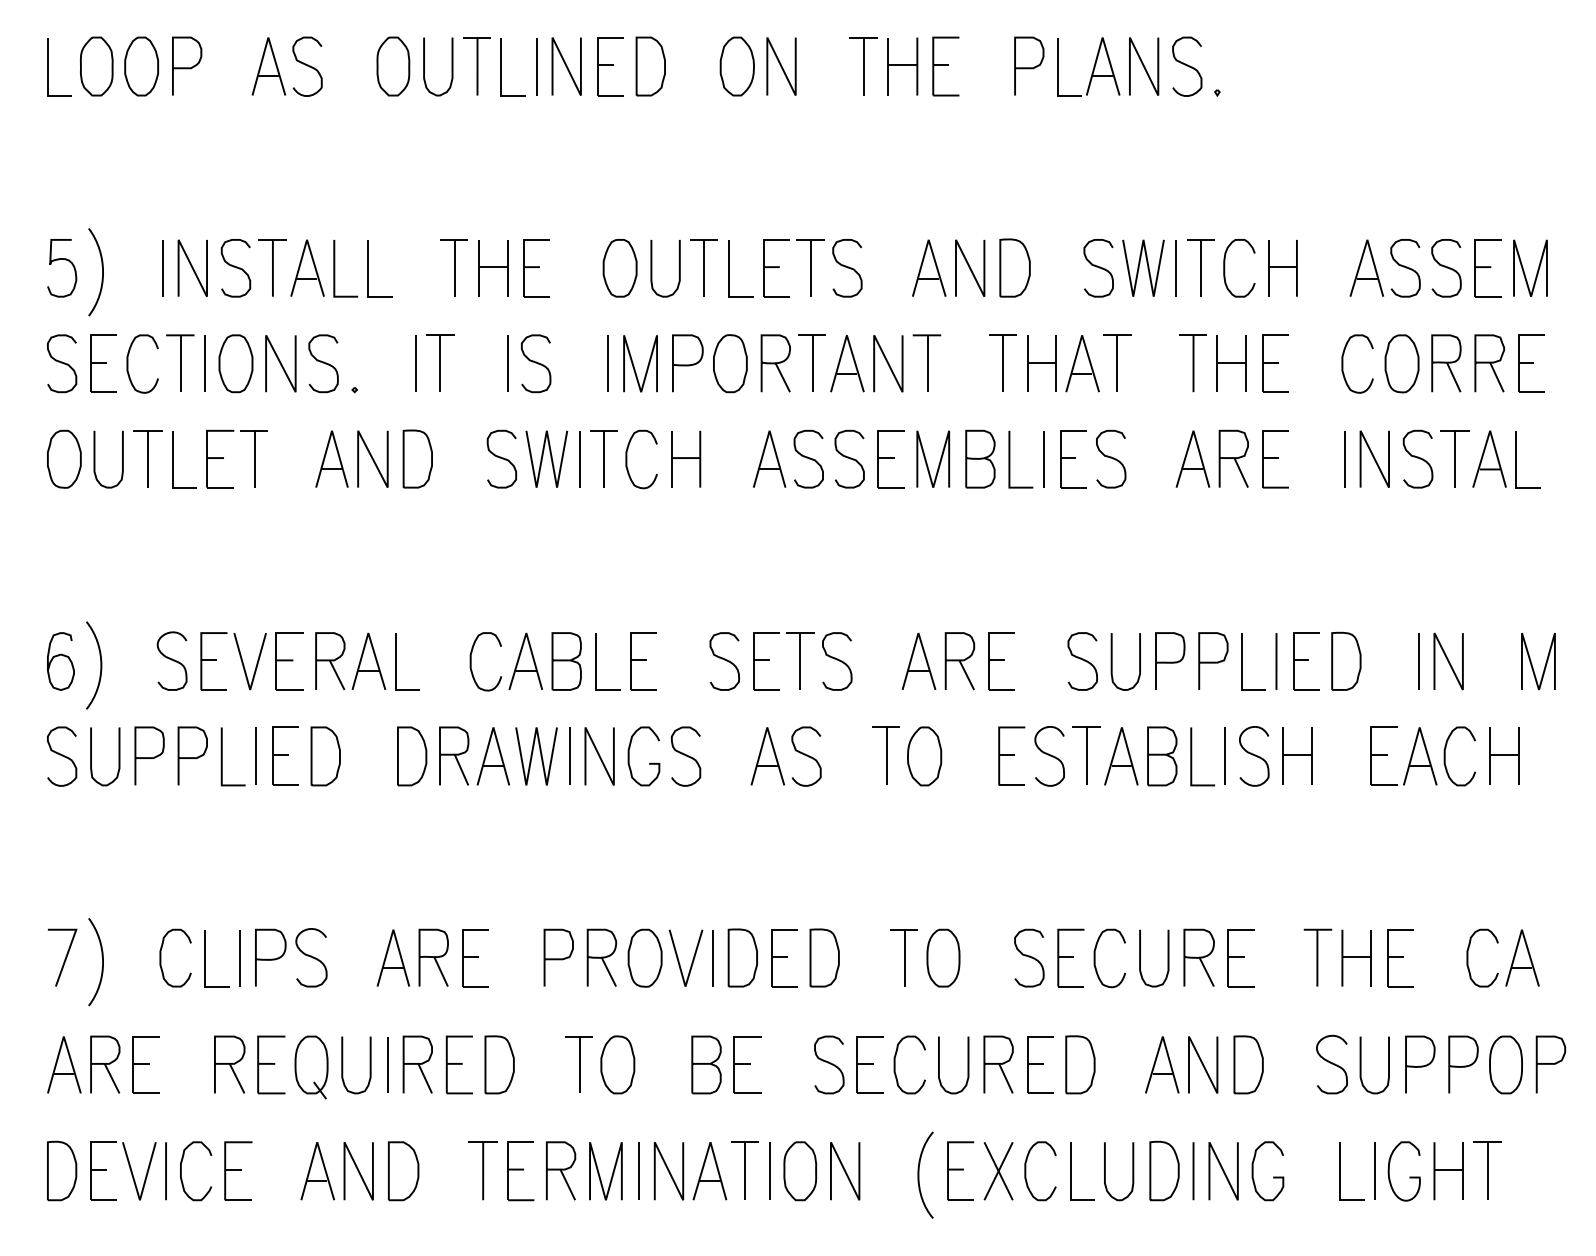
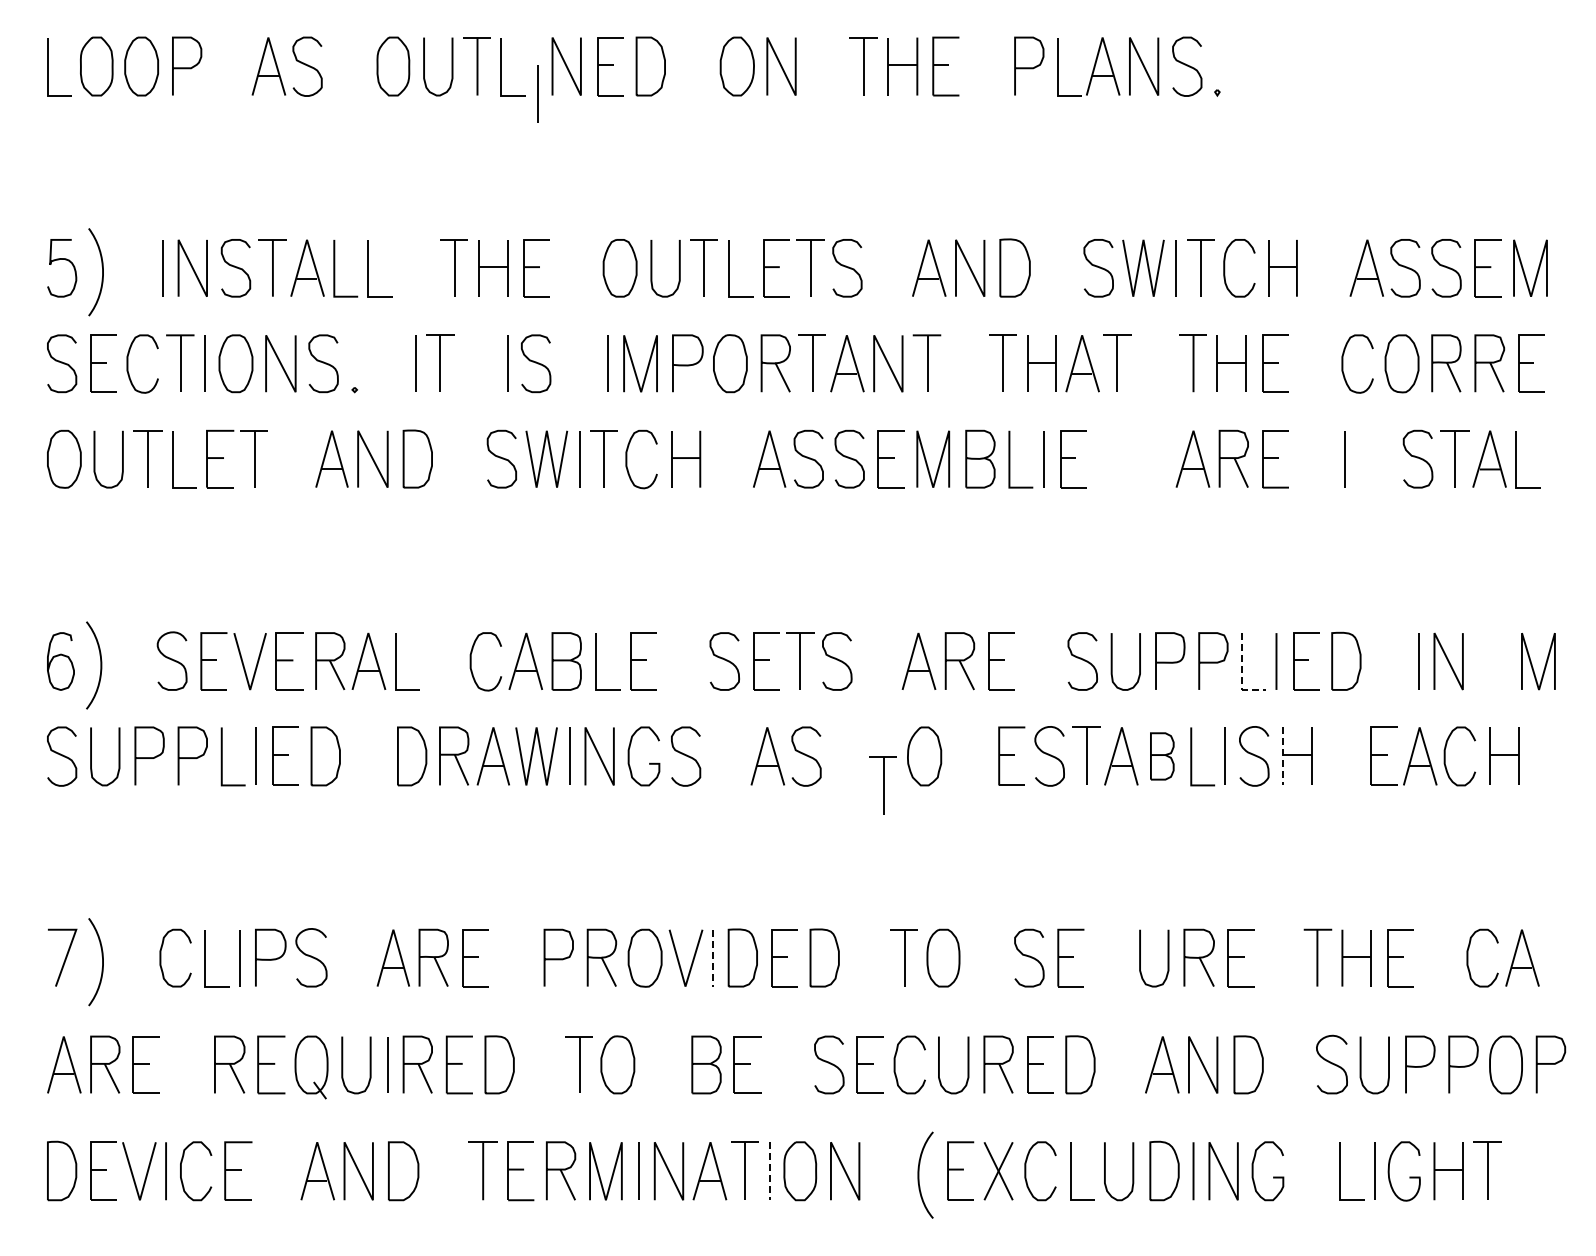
line position: (536, 66) -> (537, 93) (537, 93)
curve: present -> none (1111, 458)
line: present -> none (1374, 458)
line: solid -> dashed (1242, 673)
part position: (885, 755) -> (882, 785) (882, 785)
part size: 31x61 px -> 25x49 px (1162, 756)
line: solid -> dashed (1283, 756)
line: solid -> dashed (712, 958)
curve: present -> none (1095, 958)
line: solid -> dashed (769, 1171)
